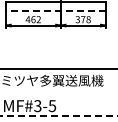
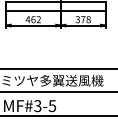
line: dashed -> solid (55, 11)
line: none -> present (58, 92)
line: dashed -> solid (59, 116)
